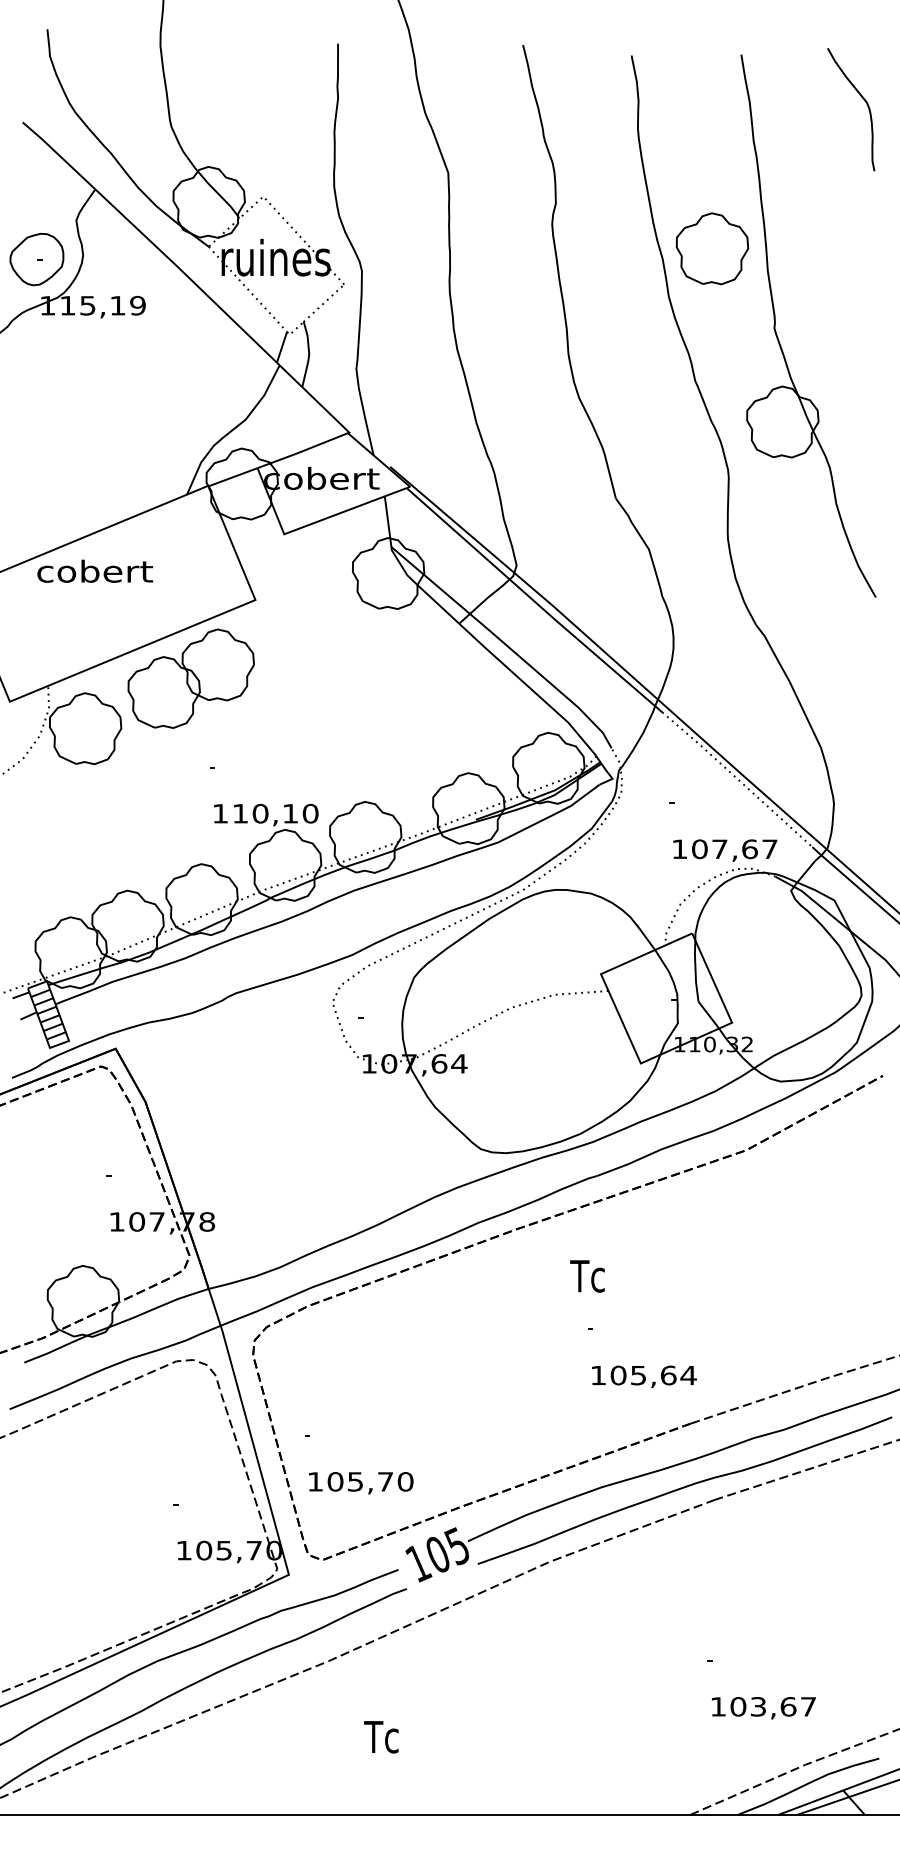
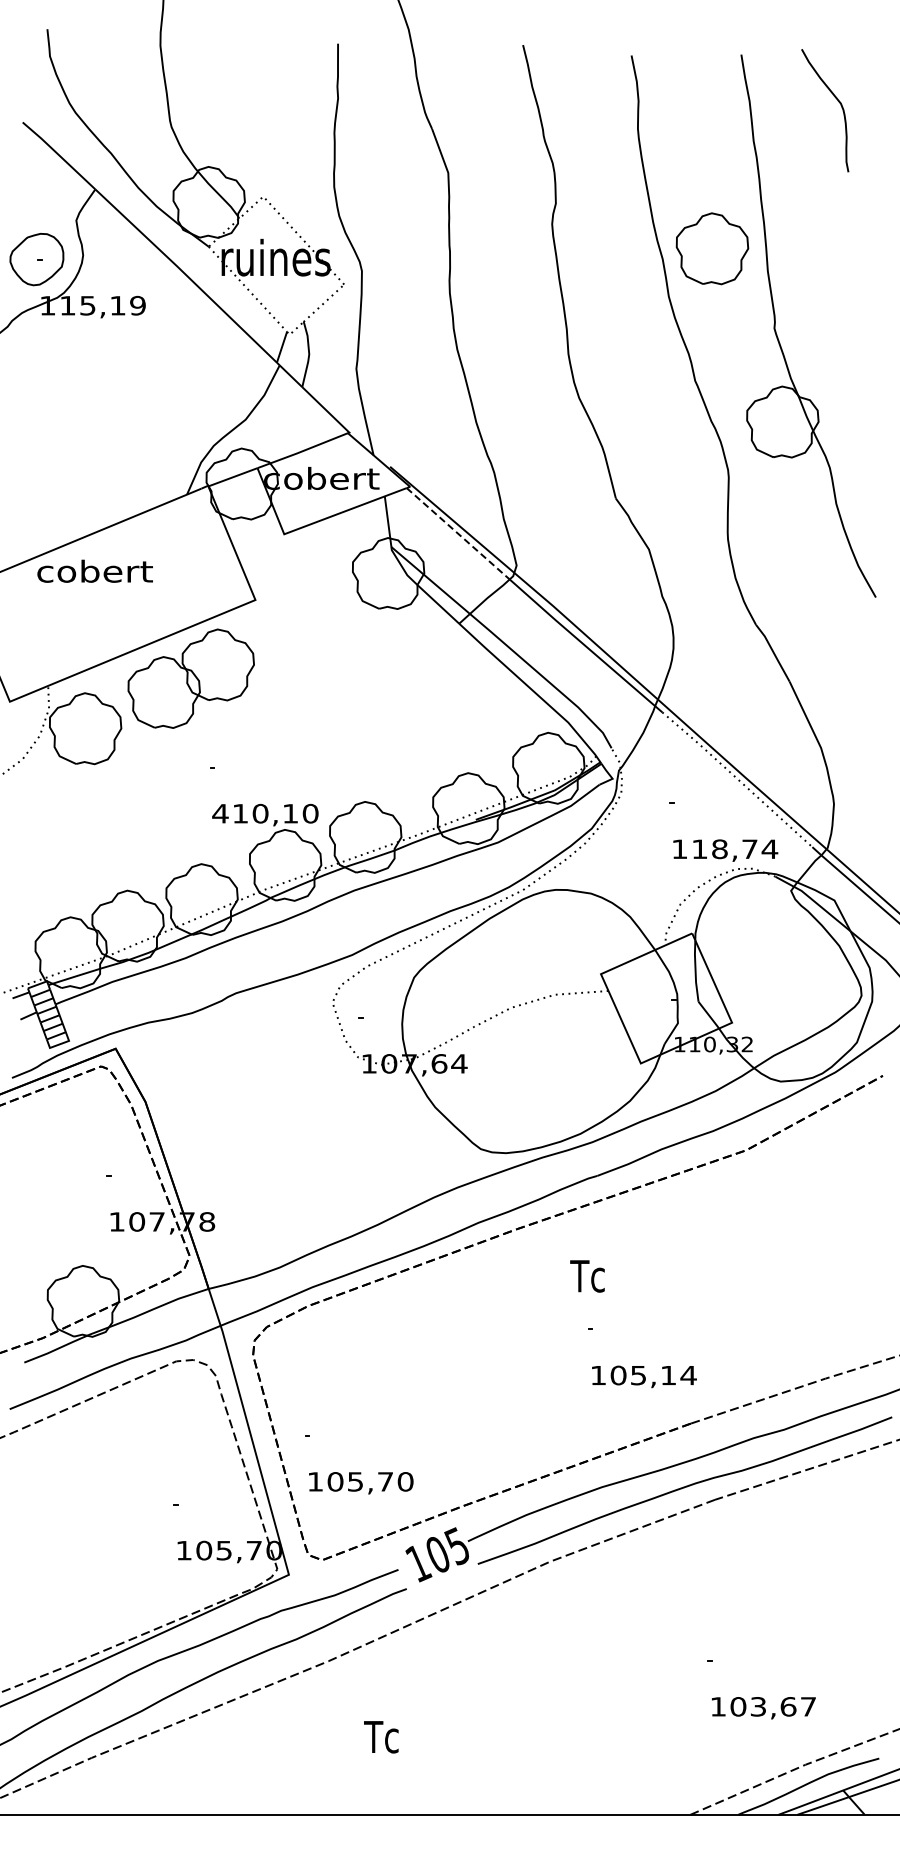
curve position: (864, 101) -> (838, 102) (838, 102)
line: solid -> dashed (458, 533)
text: 110,10 -> 410,10 (220, 813)
text: 107,67 -> 118,74 (735, 849)
text: 105,64 -> 105,14 (668, 1375)
